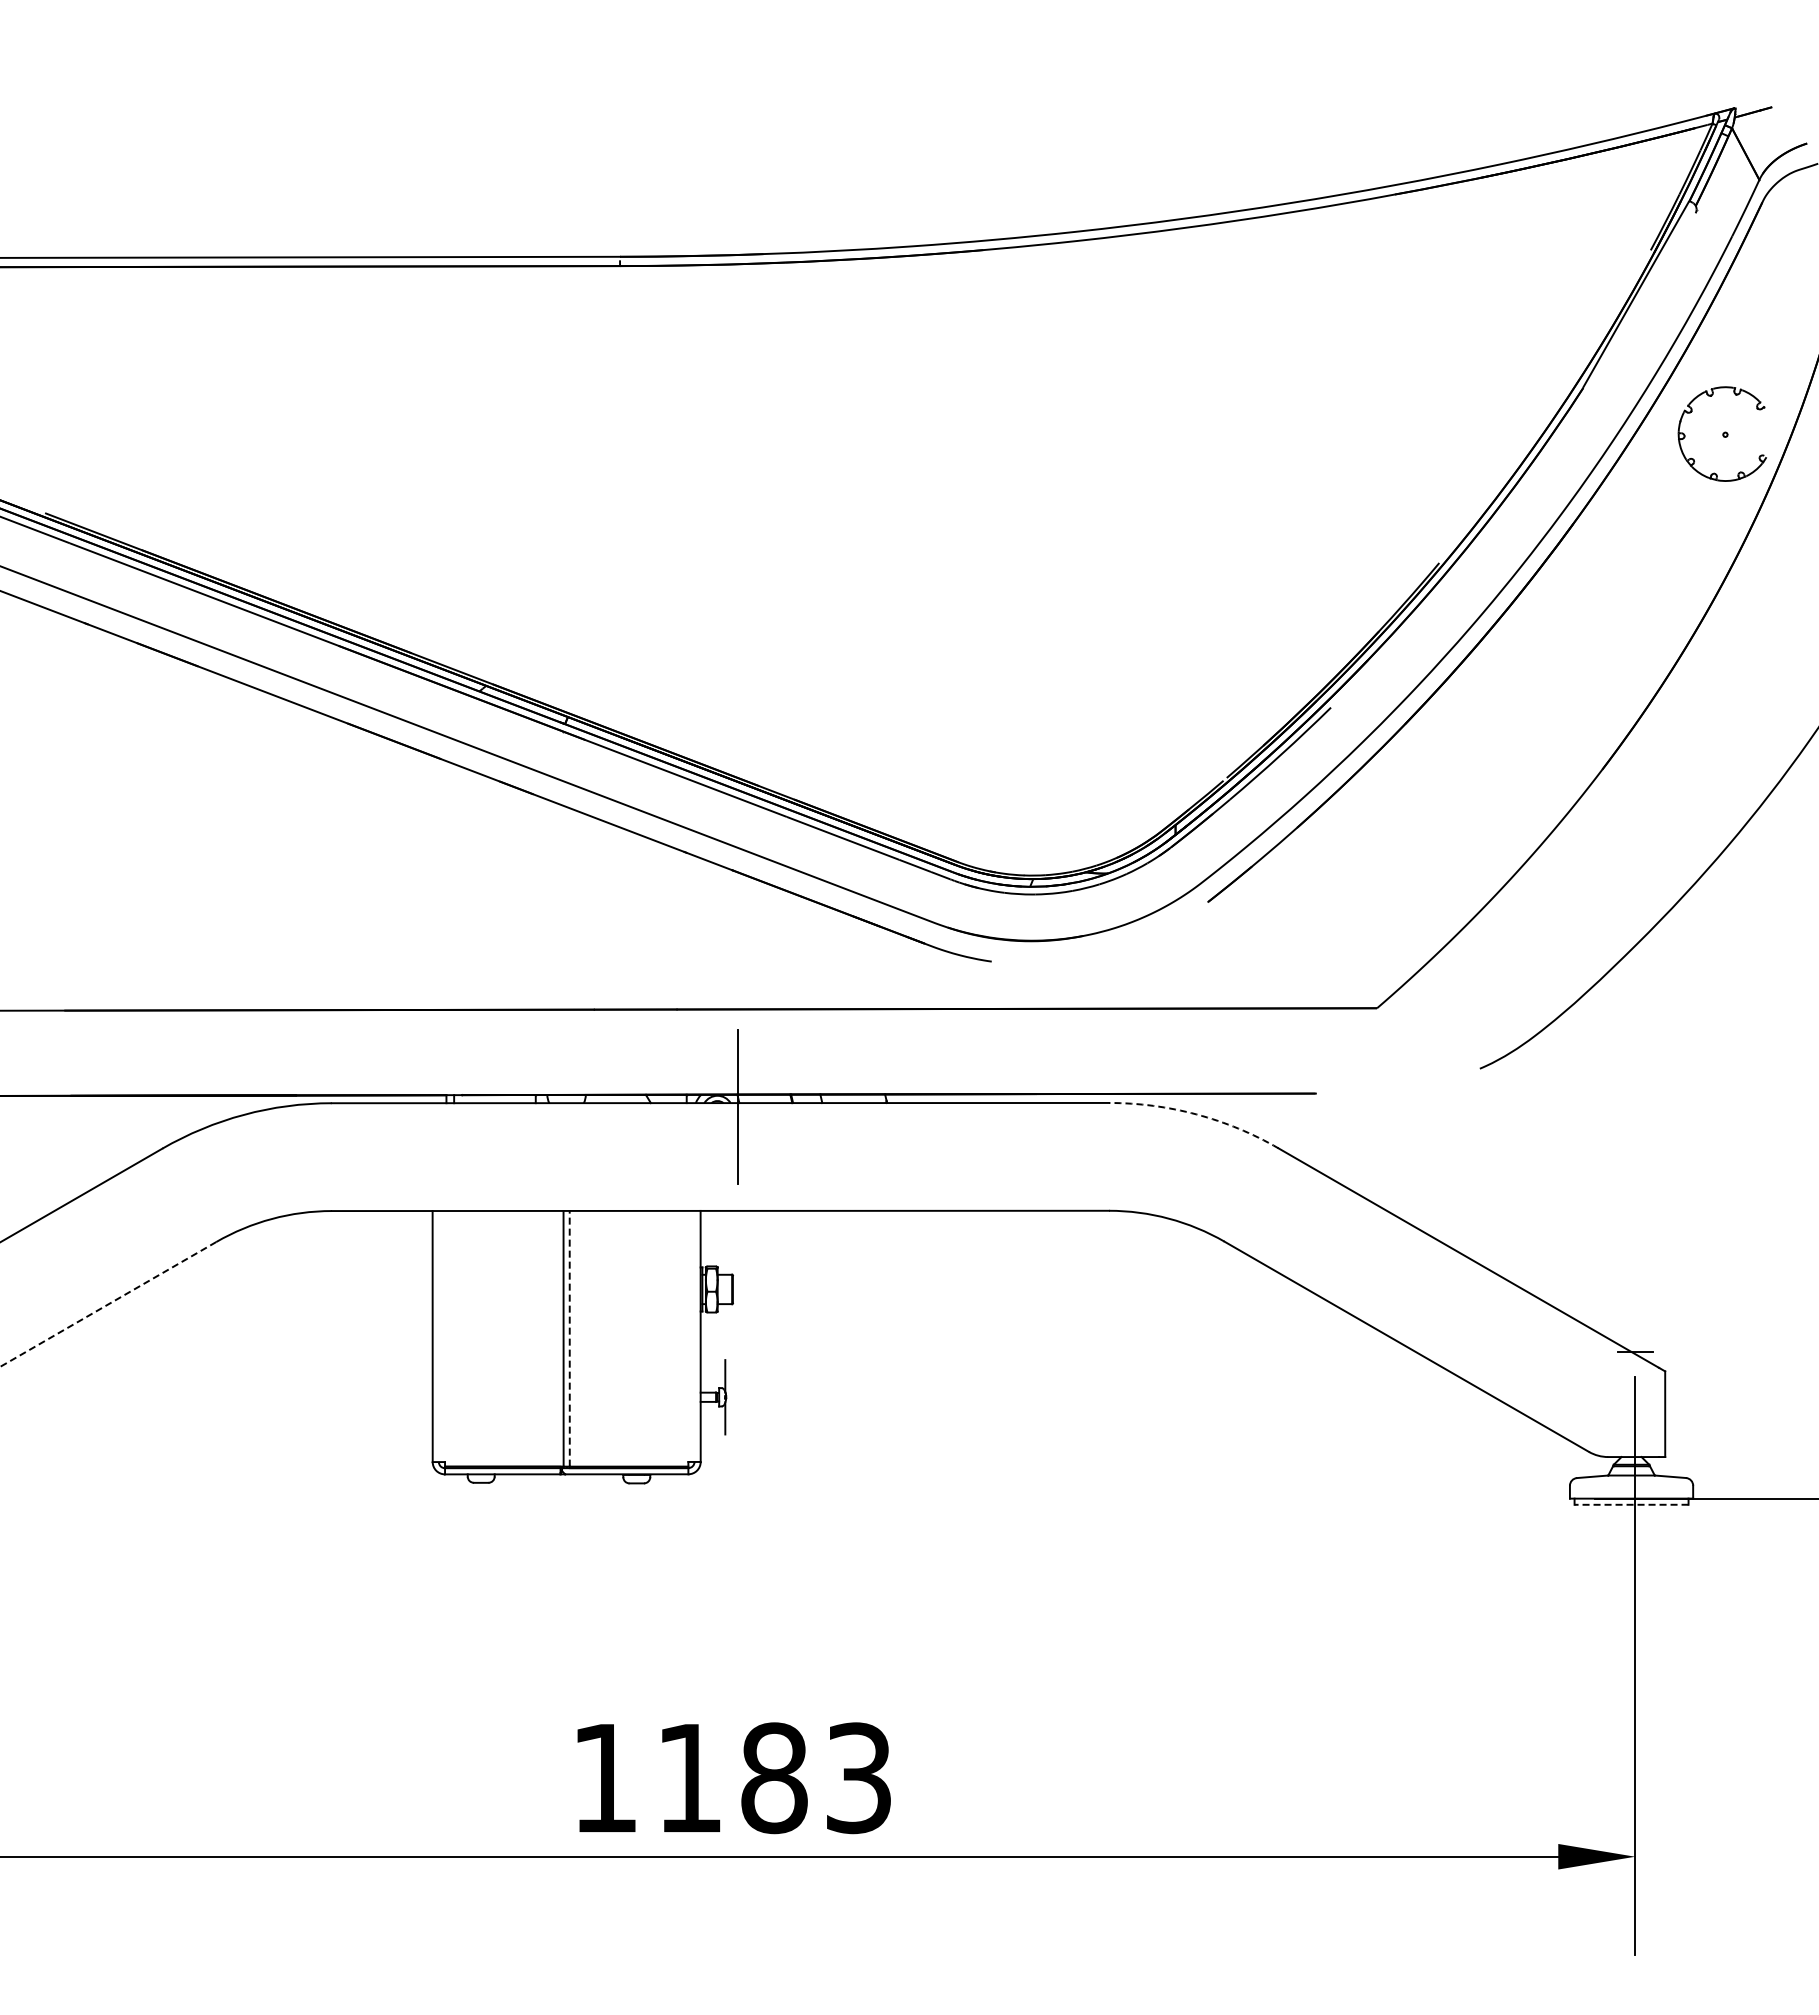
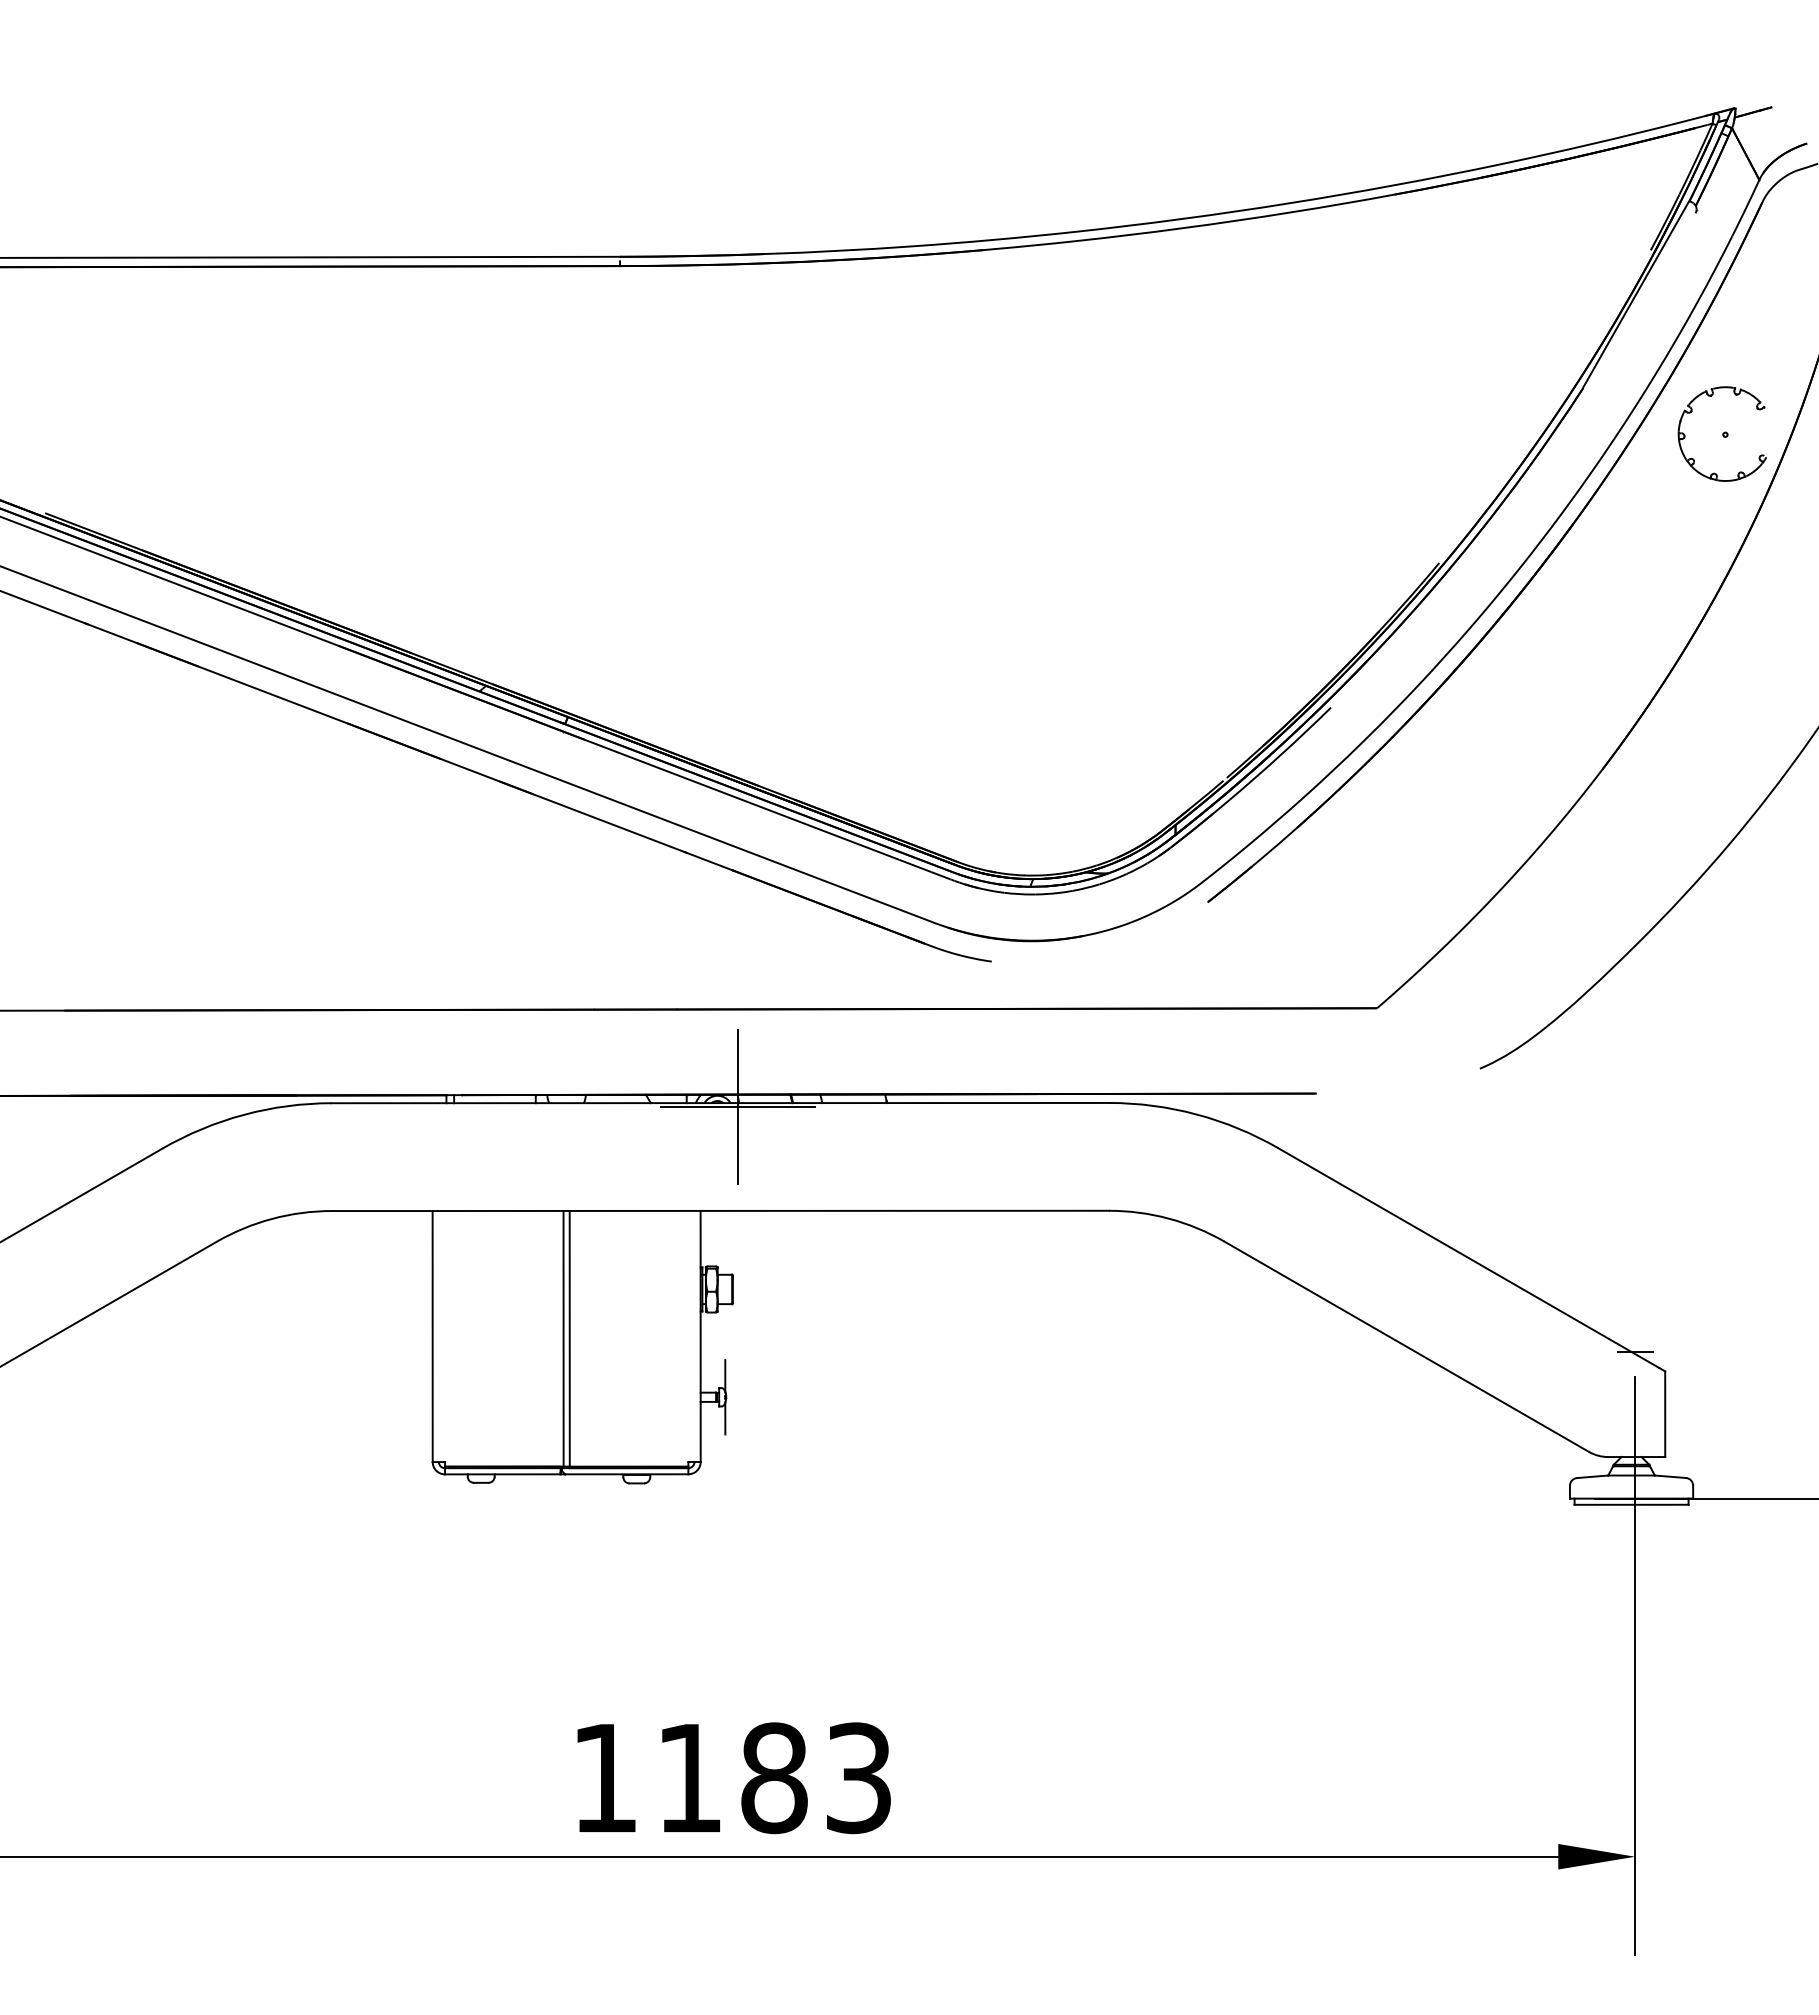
line: none -> present (737, 1106)
arc: dashed -> solid (1196, 1114)
line: dashed -> solid (108, 1304)
line: dashed -> solid (569, 1338)
line: dashed -> solid (1631, 1504)
